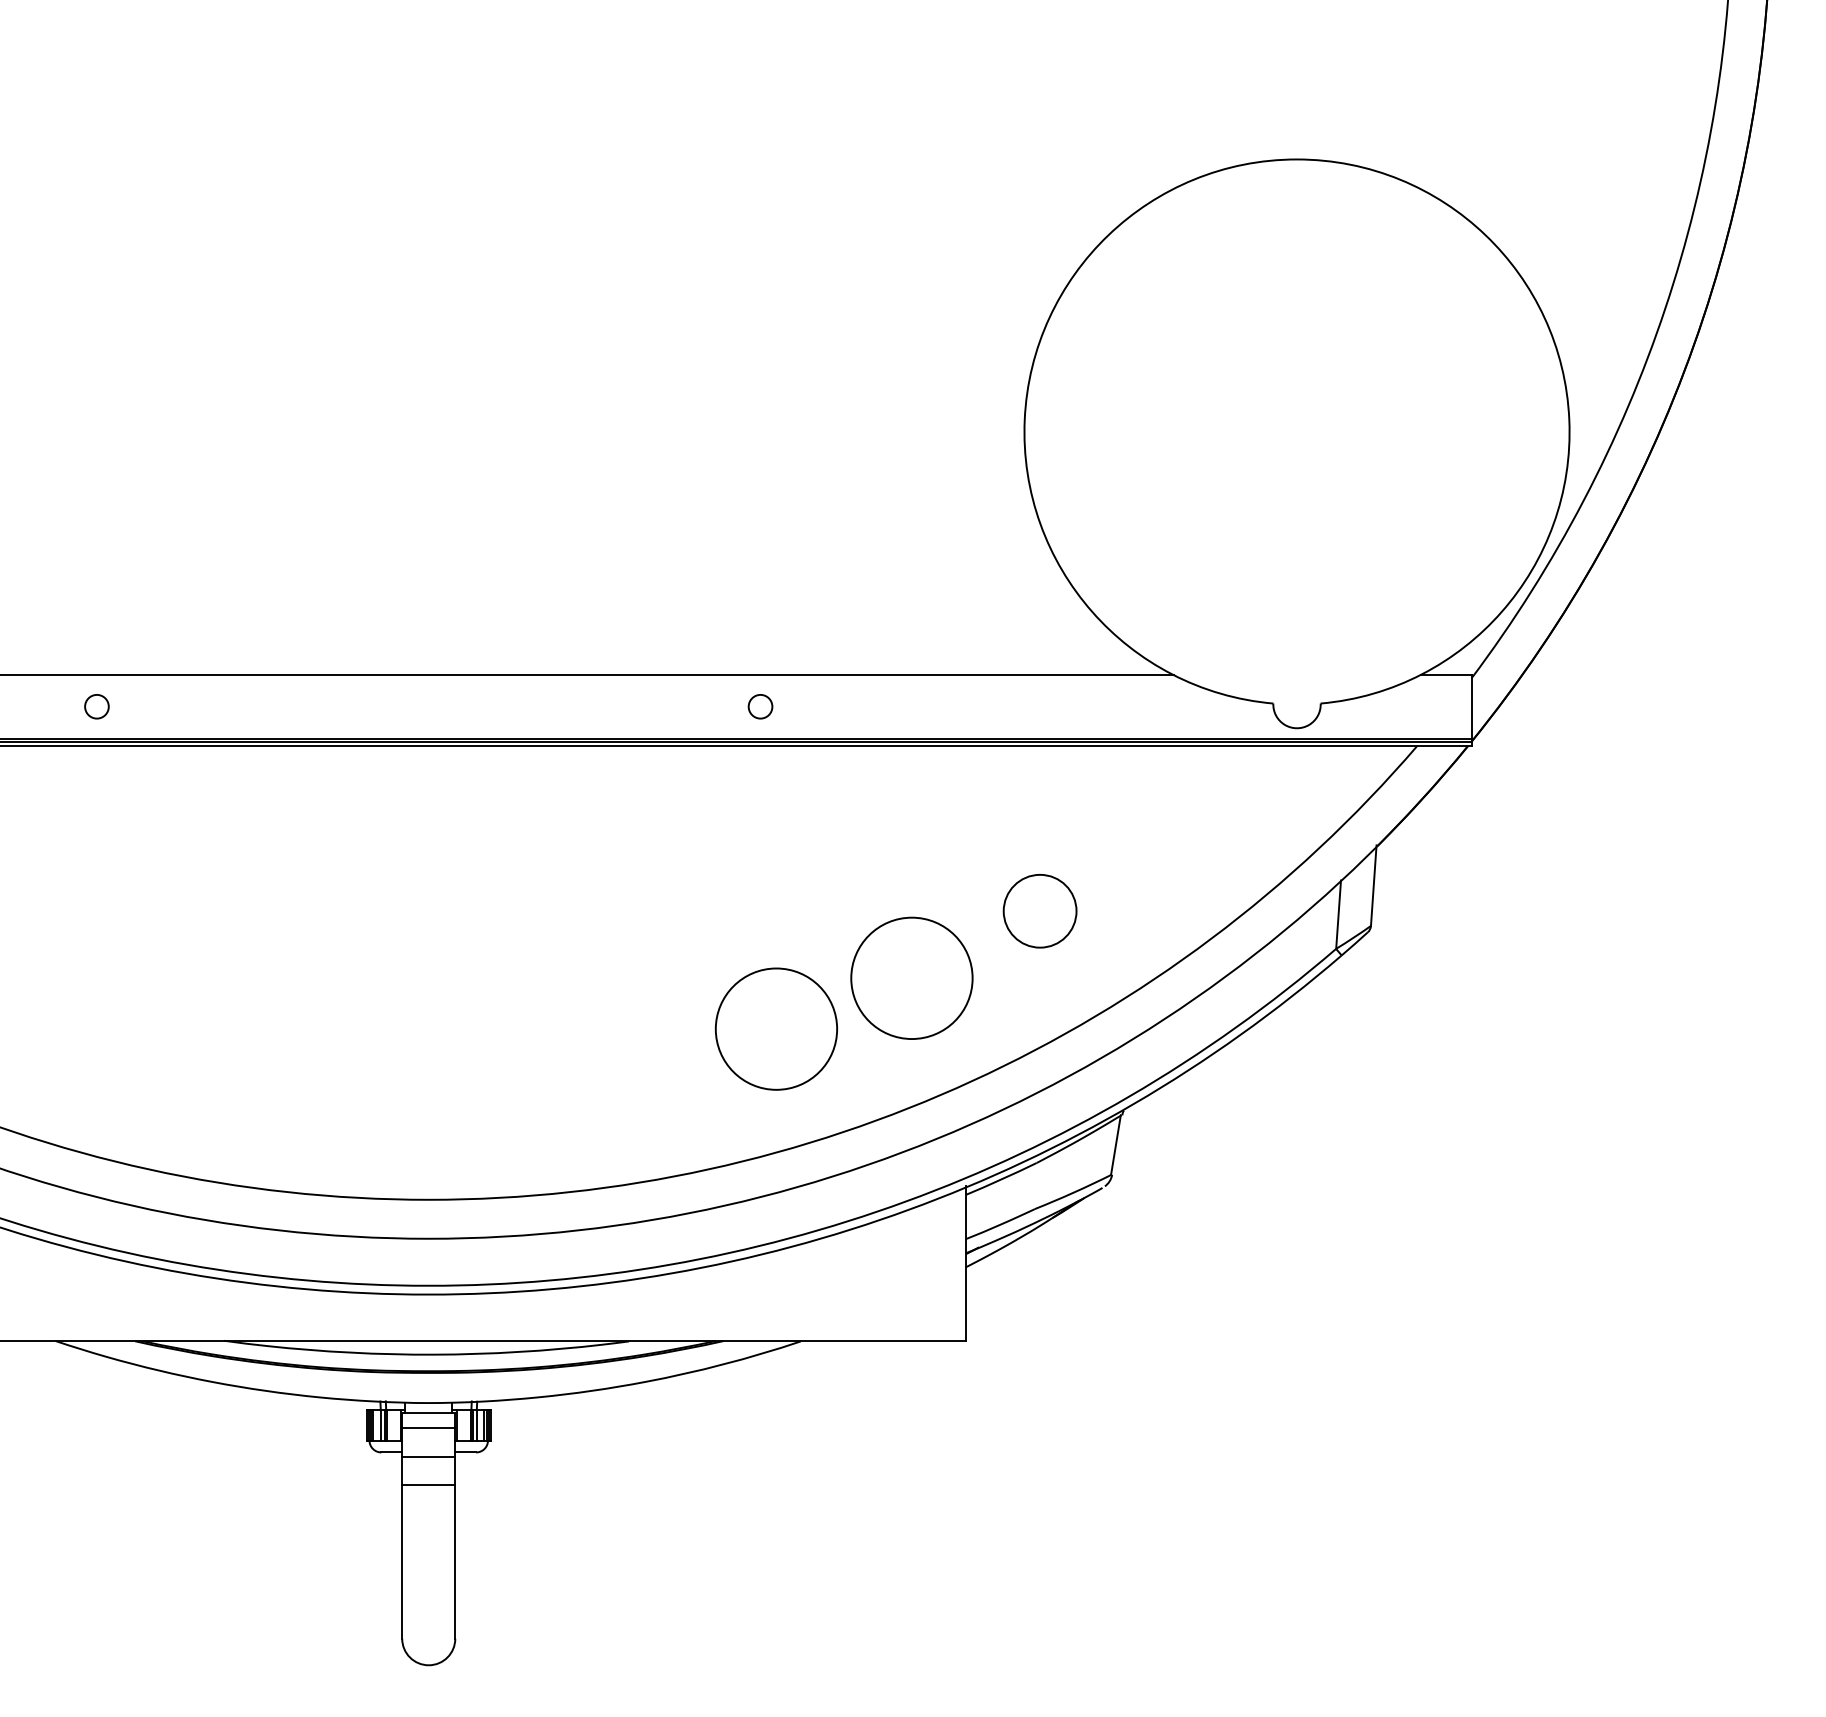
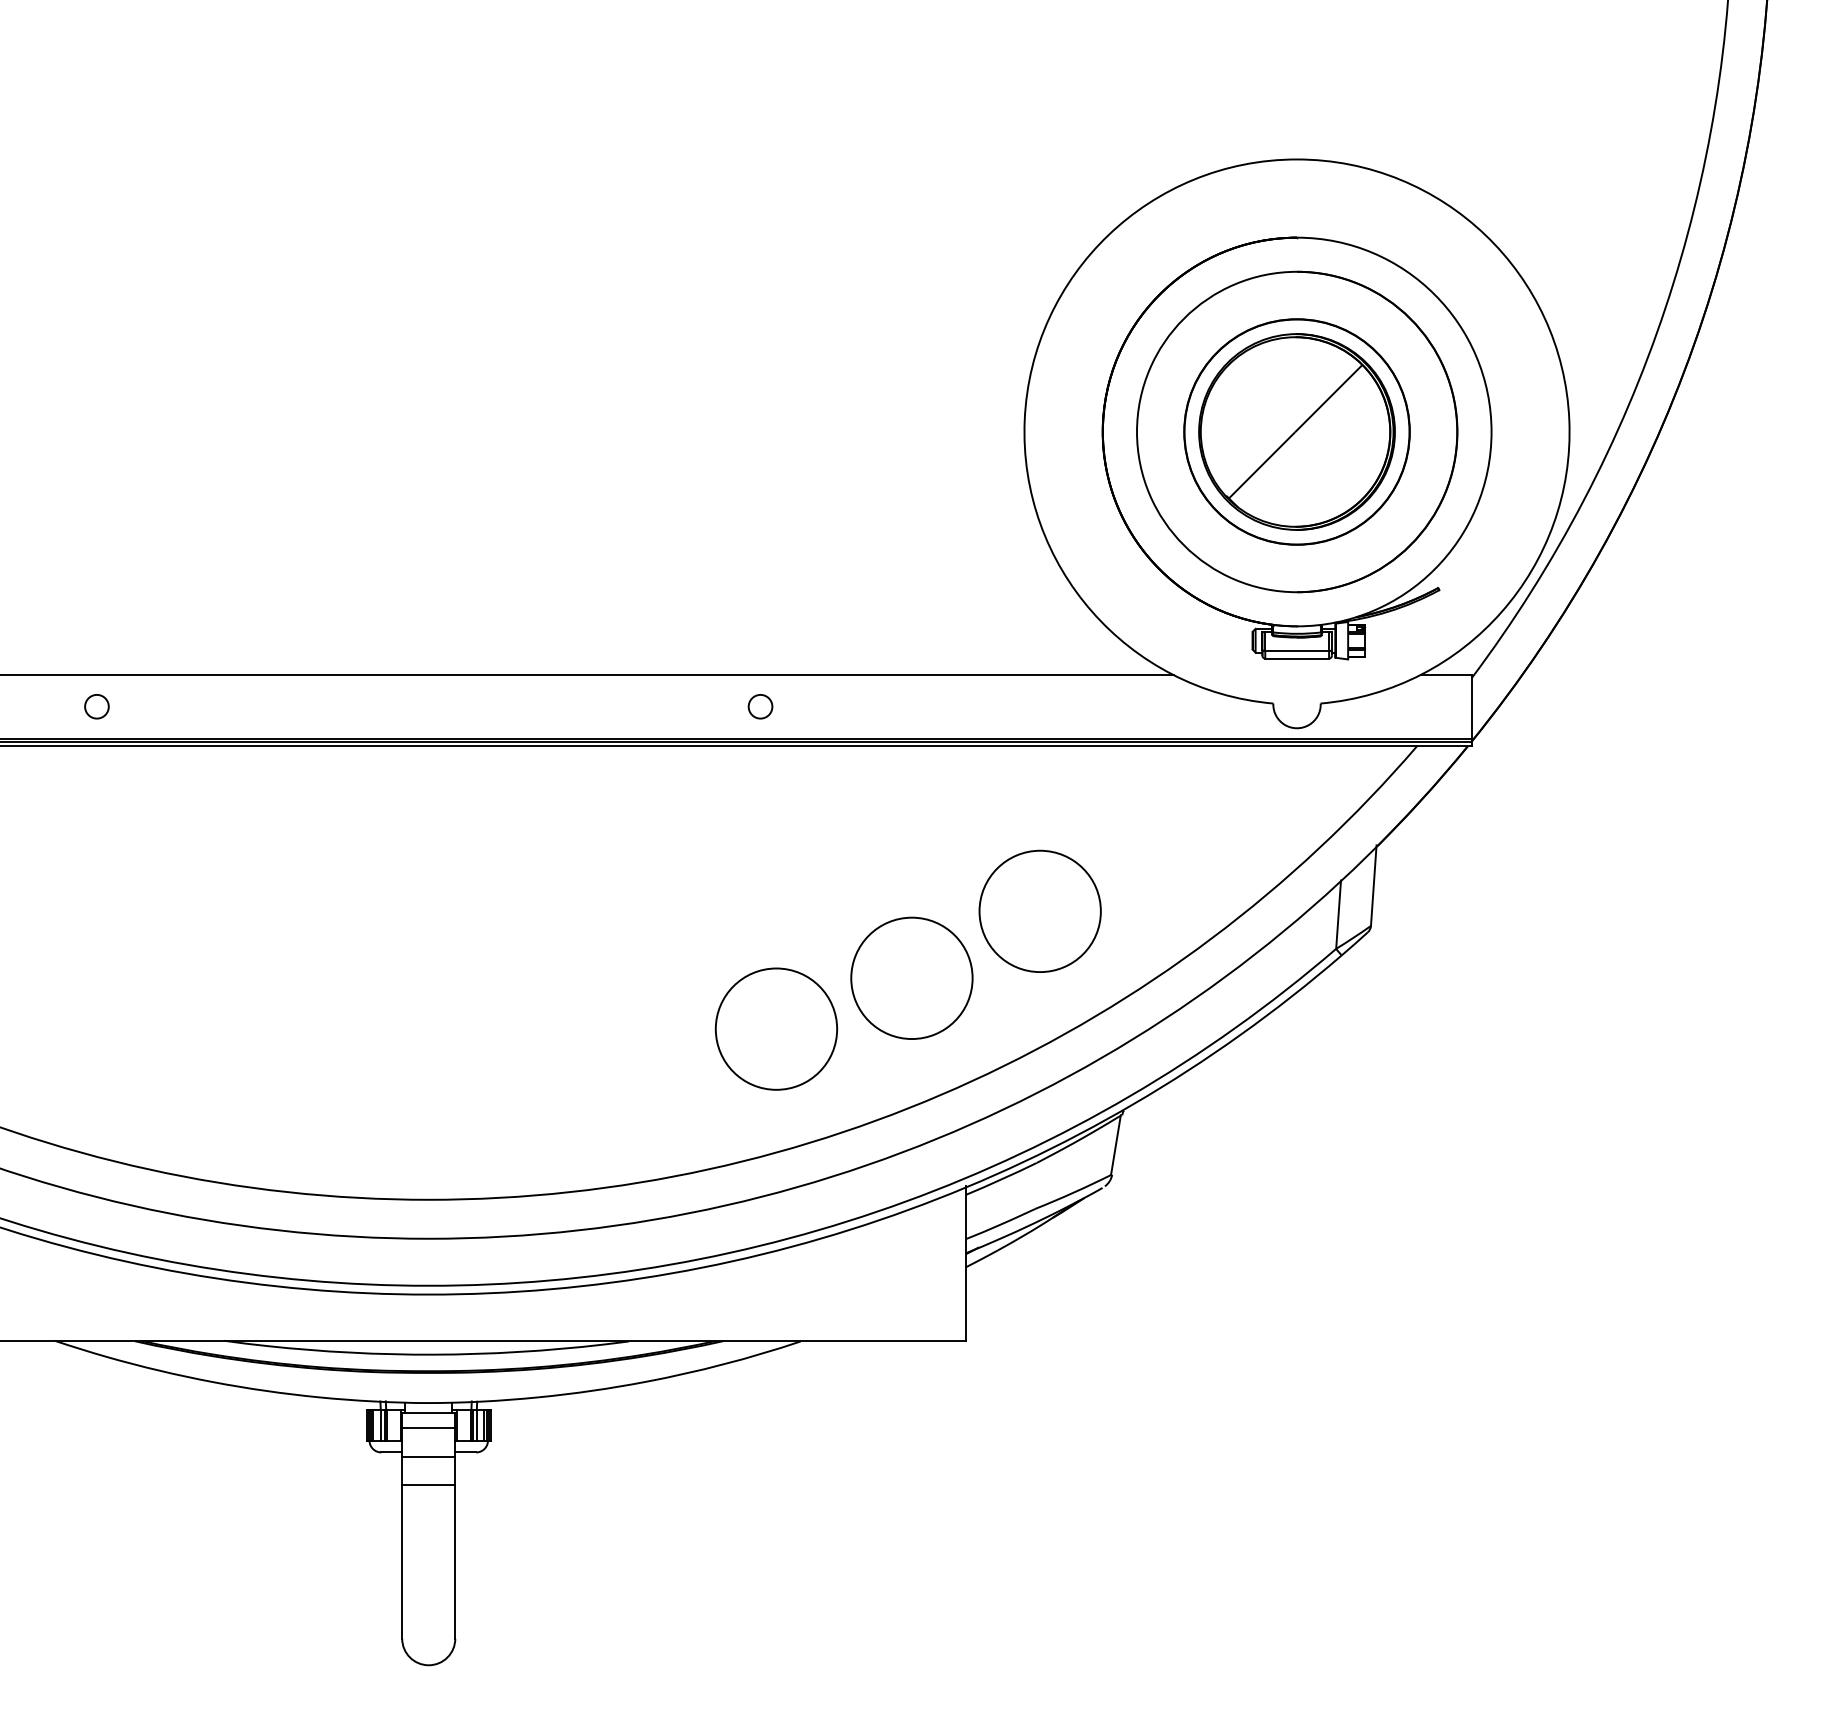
part: none -> present (1296, 448)
part size: 76x75 px -> 124x124 px (1039, 910)
